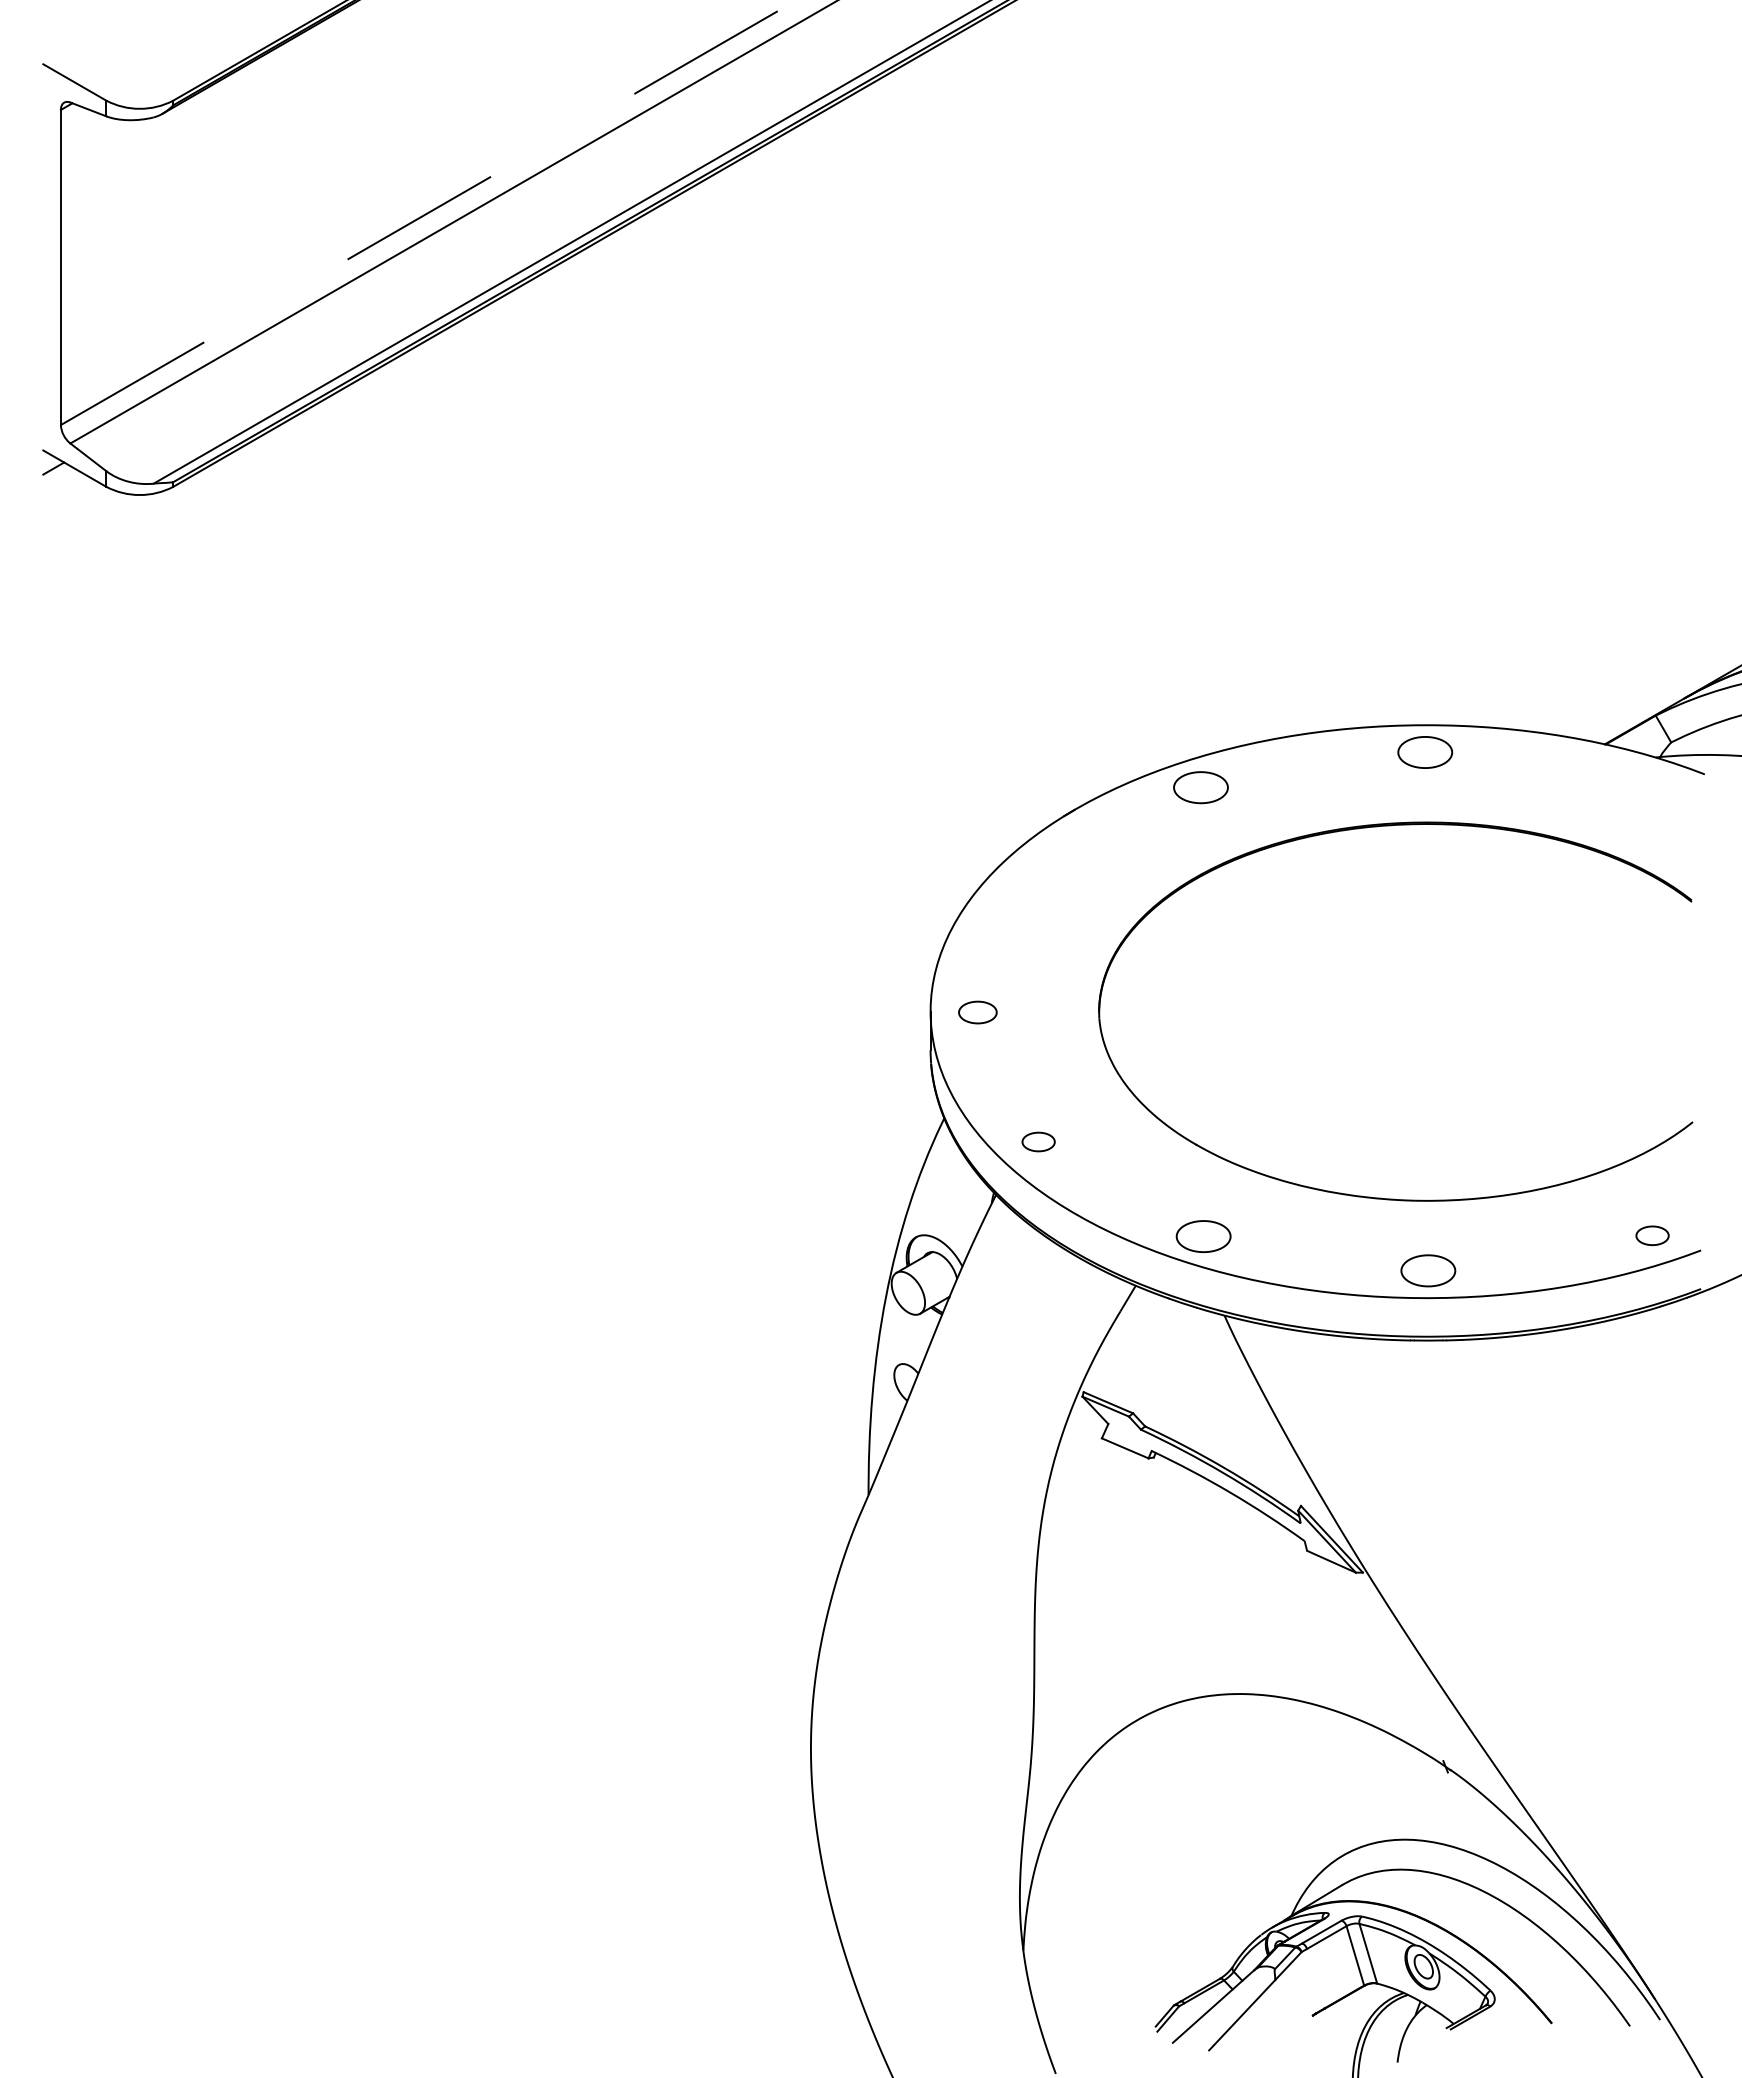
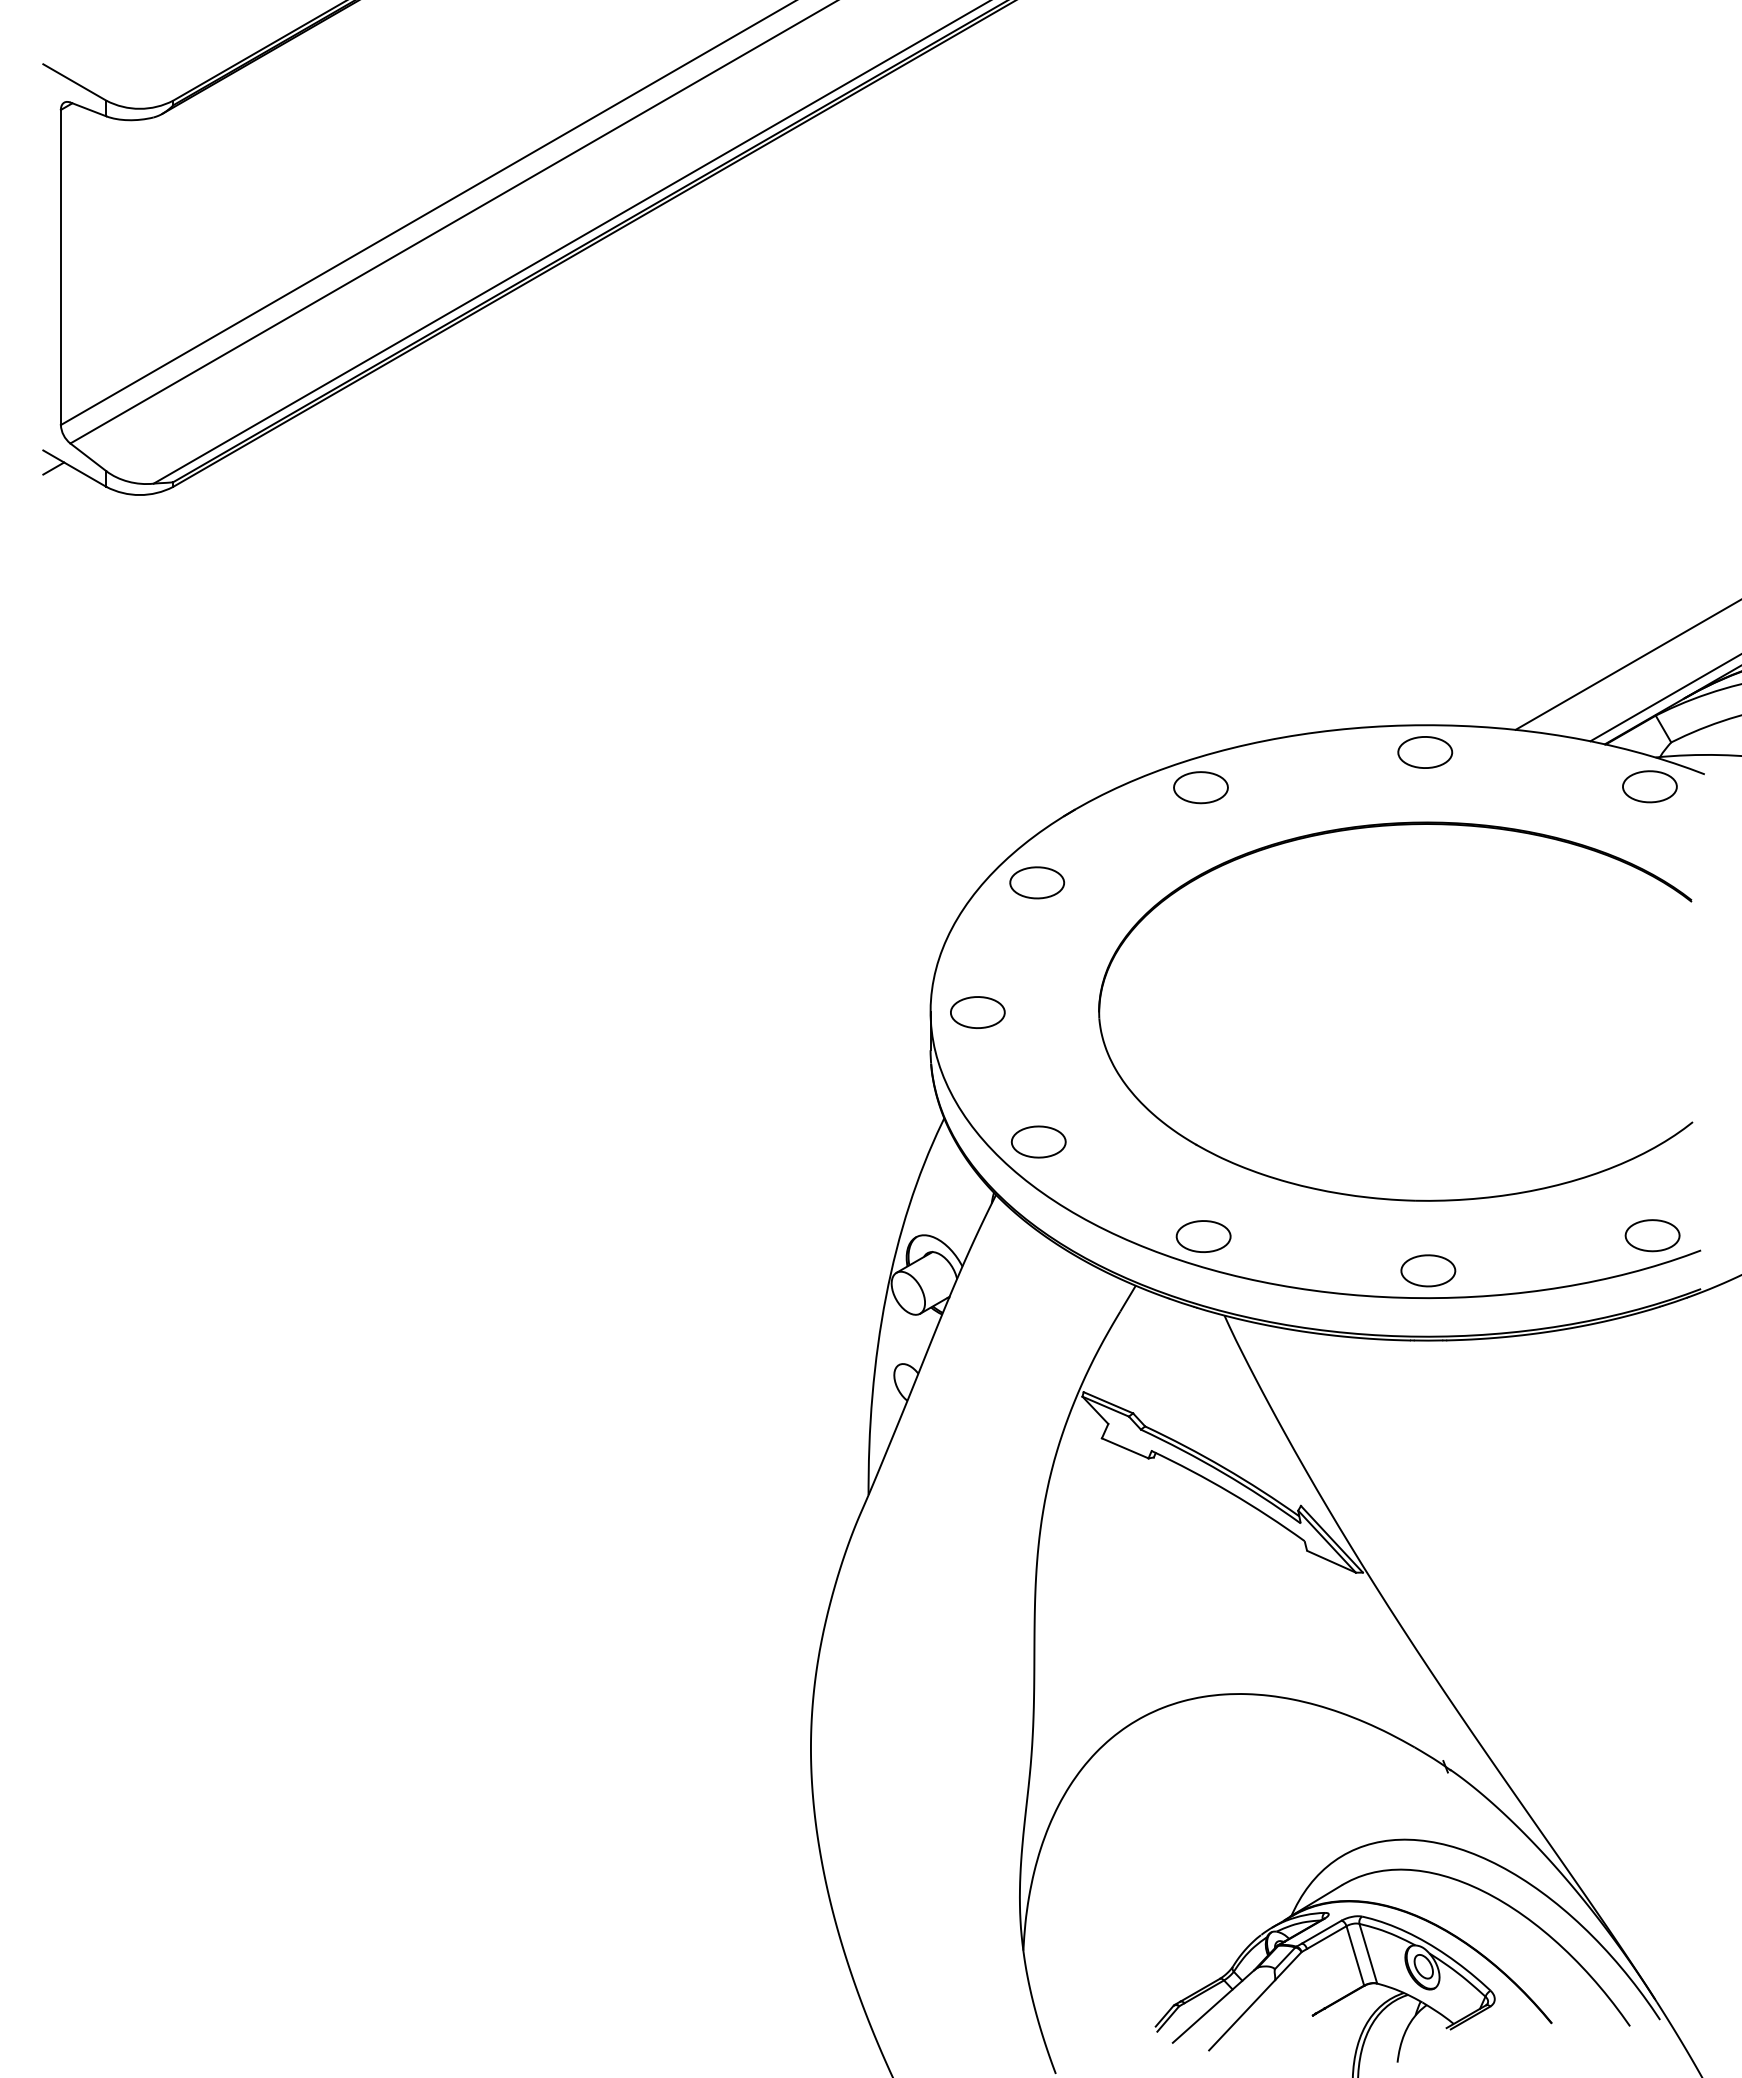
line: dashed -> solid (428, 212)
line: none -> present (1626, 665)
line: none -> present (1664, 698)
part: none -> present (1649, 786)
part: none -> present (1037, 882)
part size: 40x25 px -> 56x33 px (977, 1012)
part size: 35x22 px -> 57x34 px (1038, 1141)
part size: 35x21 px -> 57x34 px (1652, 1235)
